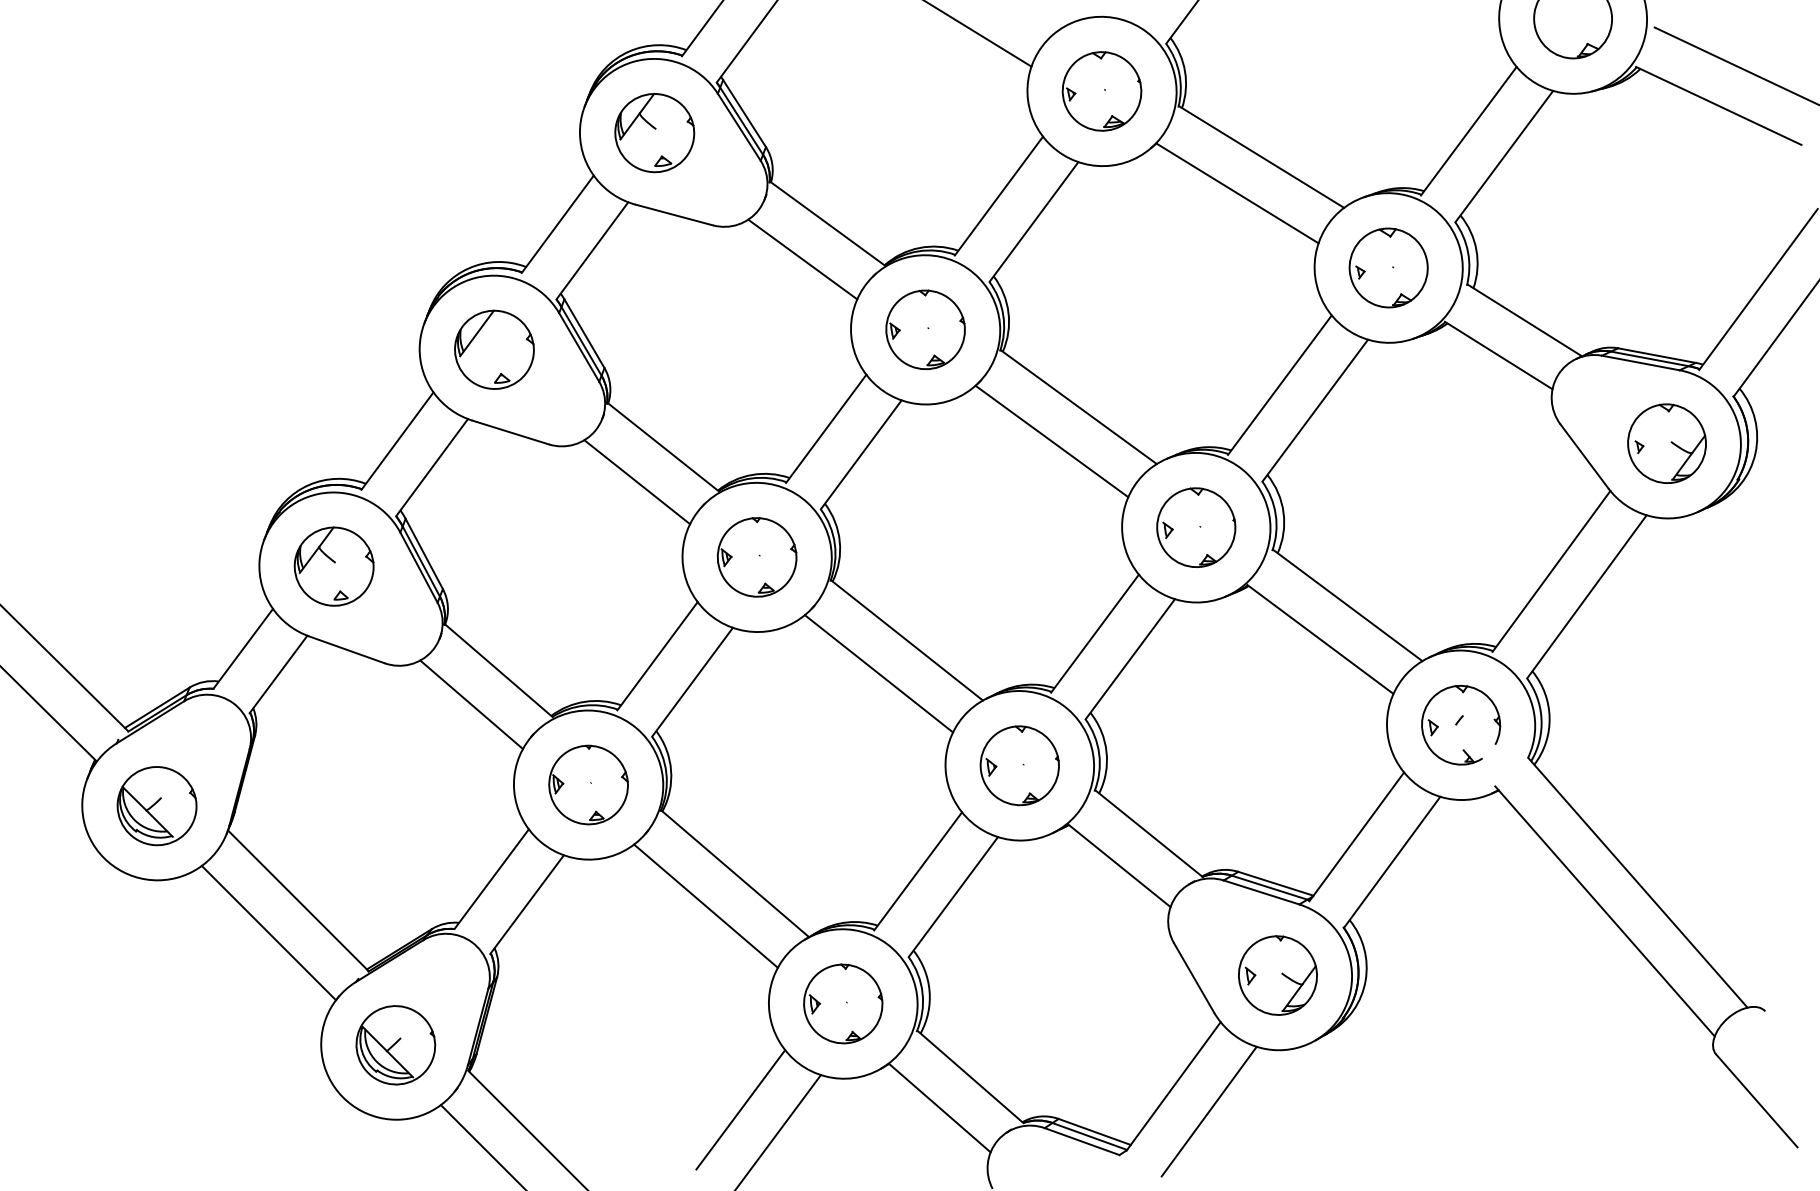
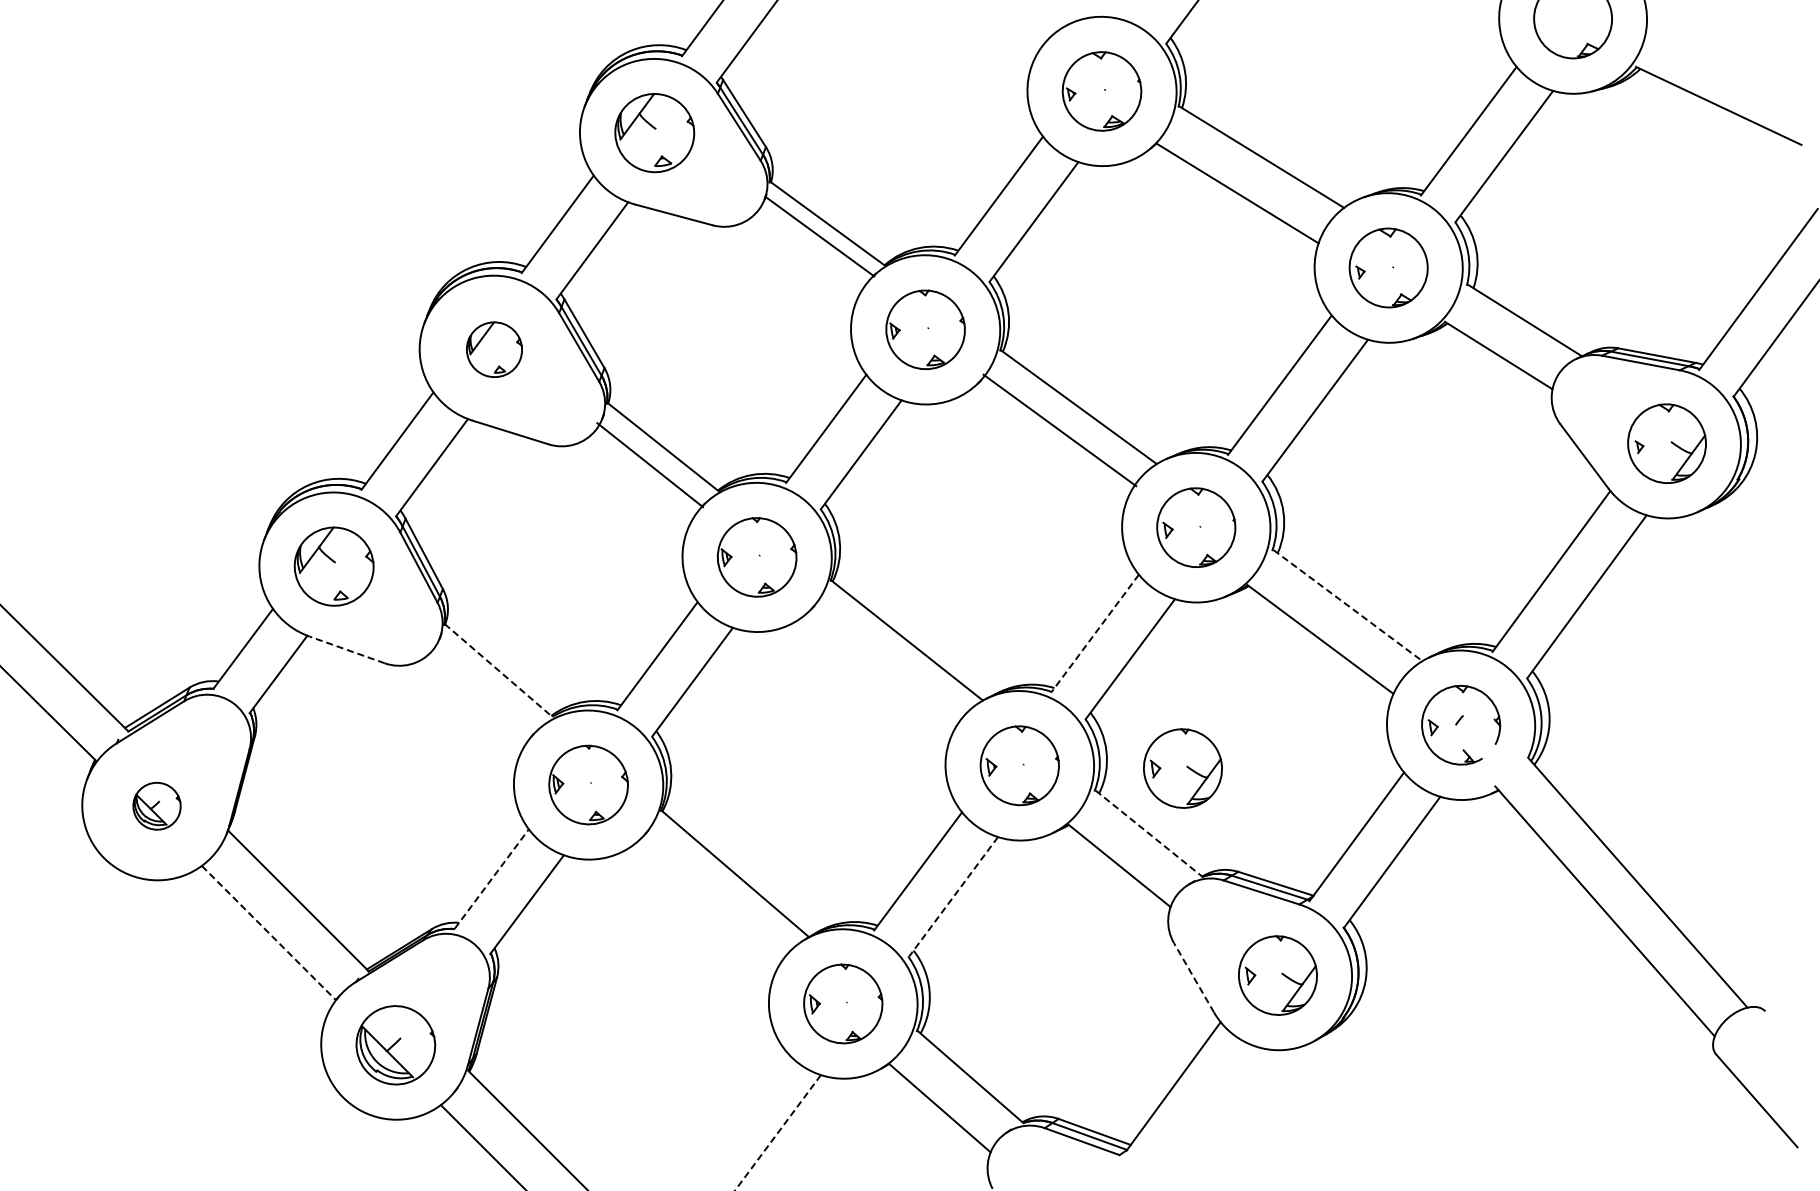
line: present -> none (979, 34)
line: present -> none (1735, 65)
line position: (802, 259) -> (819, 236) (819, 236)
part size: 81x81 px -> 57x57 px (494, 349)
line position: (1051, 441) -> (1059, 430) (1059, 430)
line position: (637, 482) -> (650, 465) (650, 465)
line: solid -> dashed (1347, 605)
line: solid -> dashed (1095, 633)
line: solid -> dashed (347, 649)
line: solid -> dashed (499, 670)
line: present -> none (878, 673)
line: present -> none (471, 704)
part: none -> present (1182, 768)
part size: 82x81 px -> 50x49 px (156, 806)
line: solid -> dashed (1149, 833)
line: solid -> dashed (491, 878)
line: solid -> dashed (953, 897)
line: present -> none (705, 905)
line: solid -> dashed (268, 933)
line: solid -> dashed (1194, 977)
line: present -> none (740, 1109)
line: present -> none (1208, 1111)
line: solid -> dashed (777, 1133)
